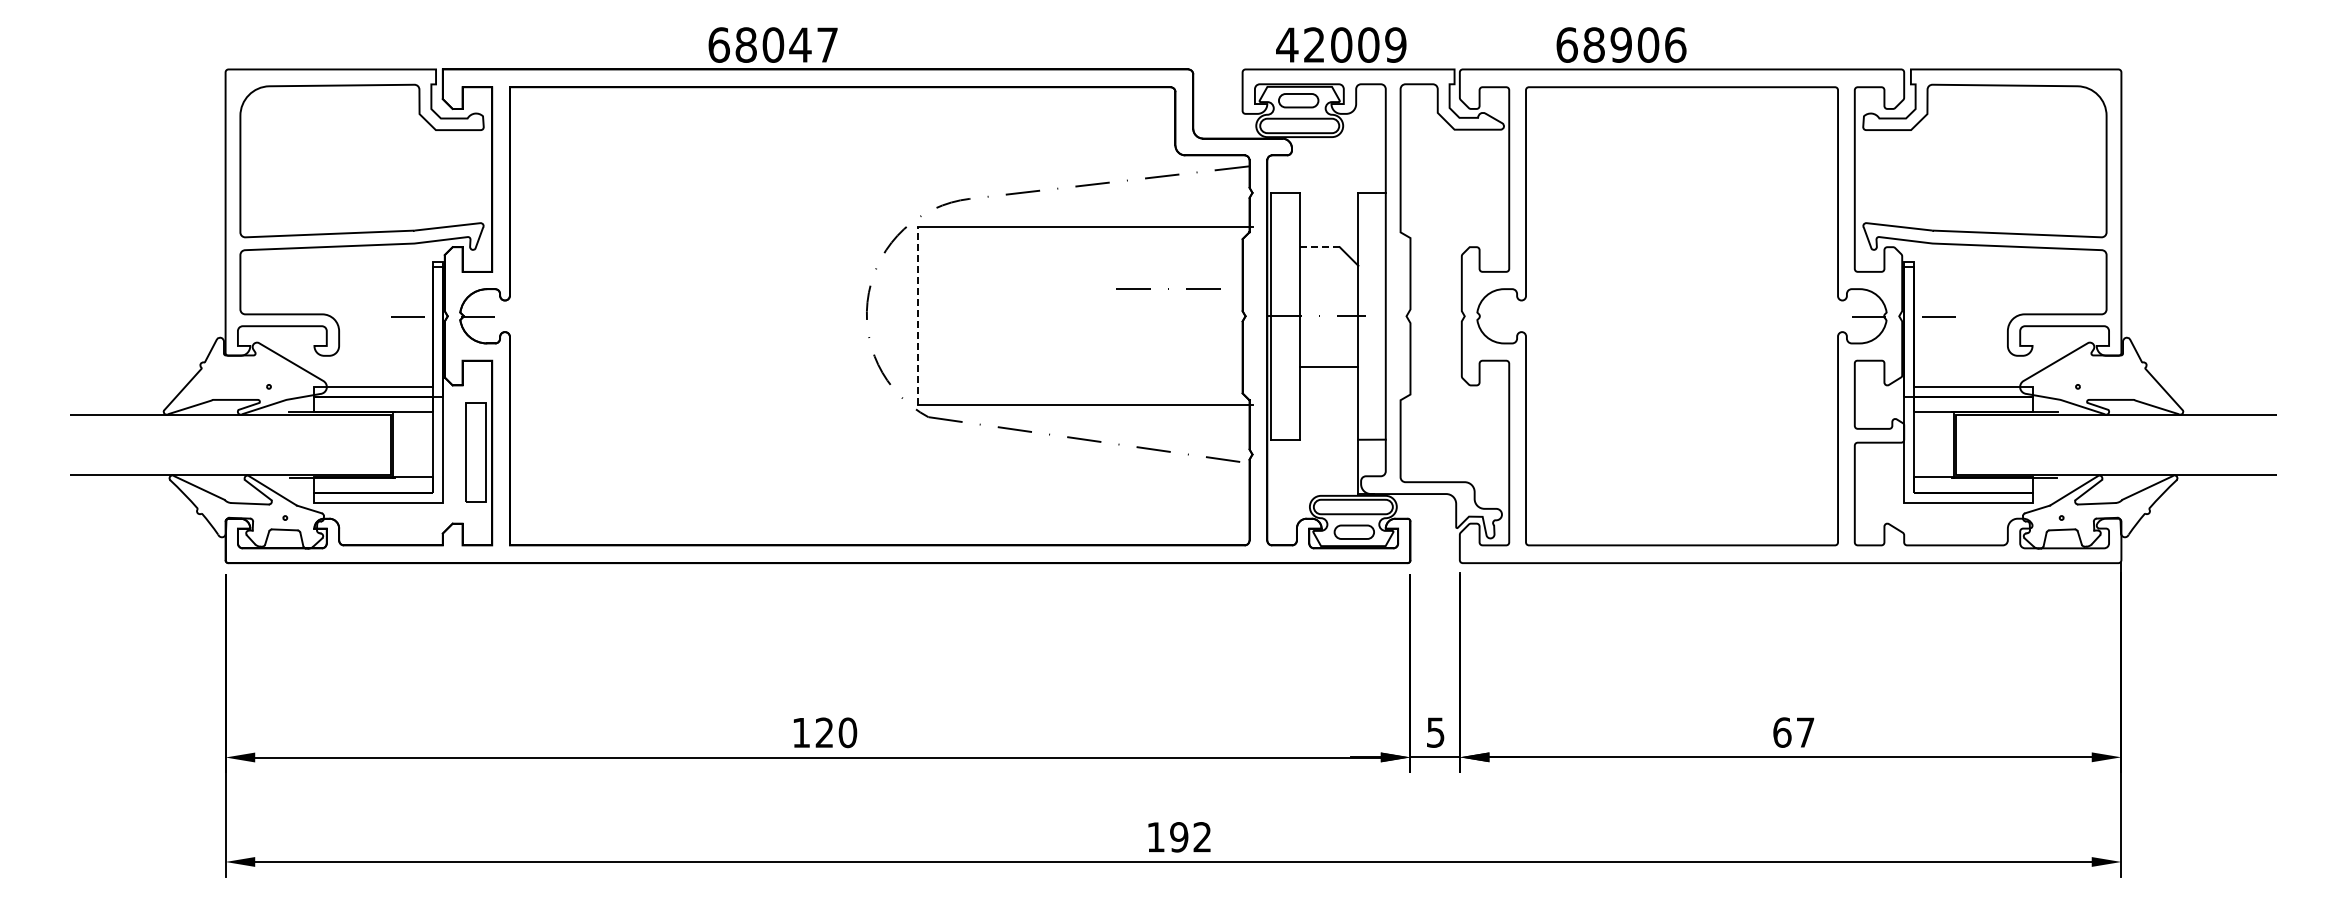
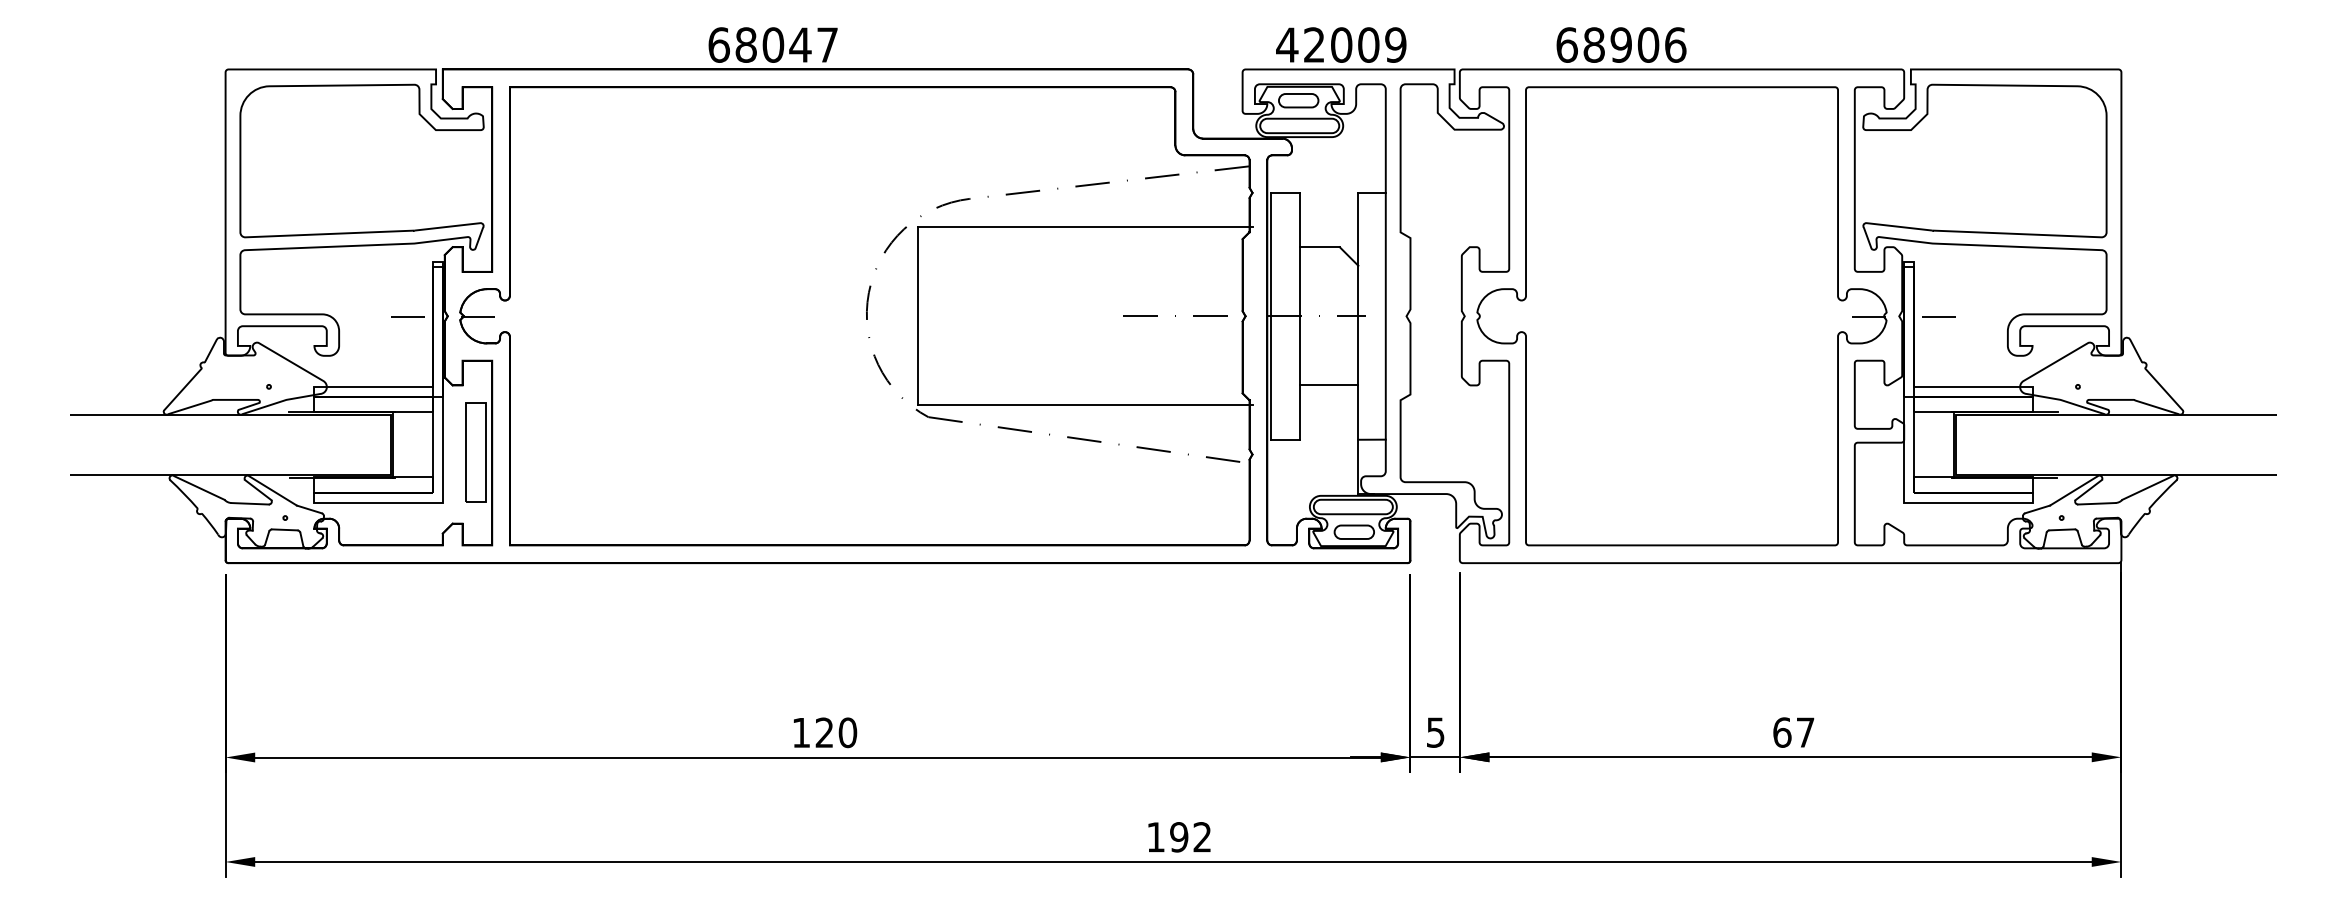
line: dashed -> solid (1320, 247)
line position: (1168, 288) -> (1175, 315) (1175, 315)
line: dashed -> solid (918, 316)
line position: (1329, 367) -> (1329, 385) (1329, 385)
